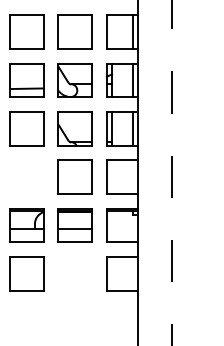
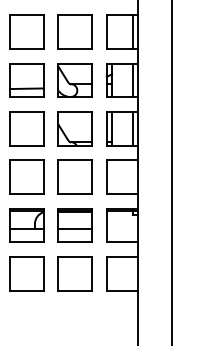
line: dashed -> solid (171, 173)
part: none -> present (26, 176)
part: none -> present (74, 273)
